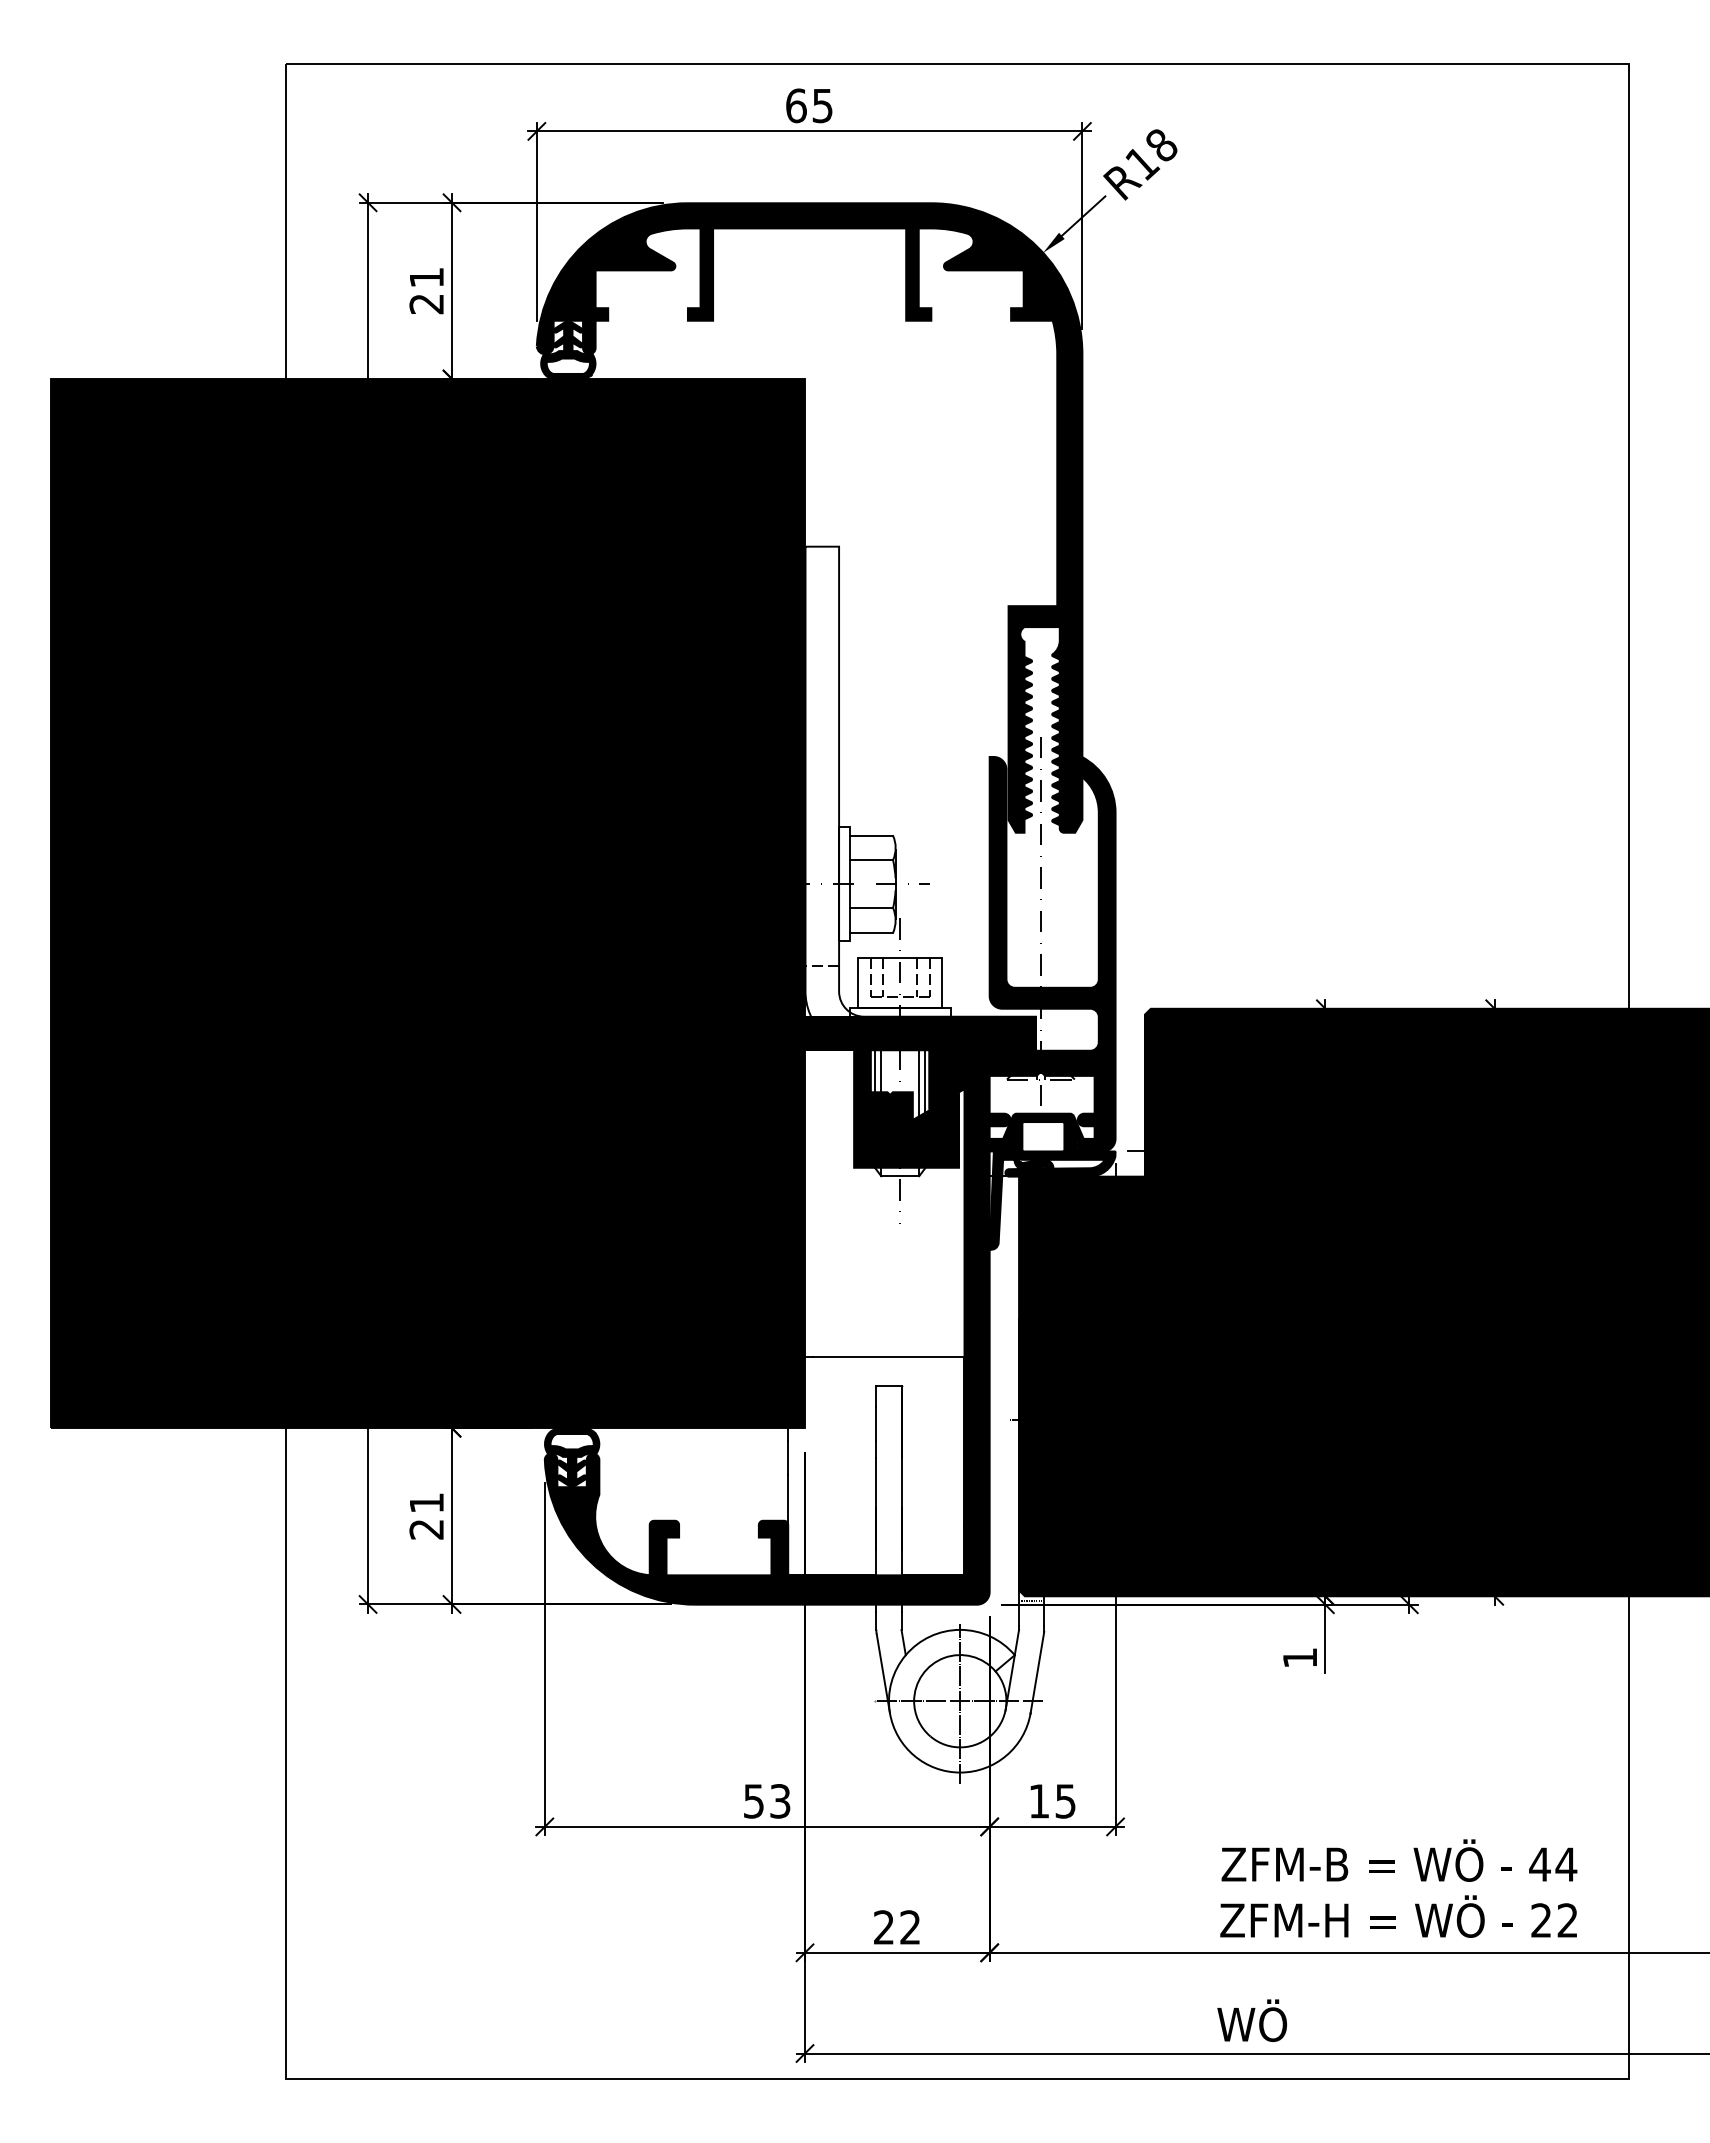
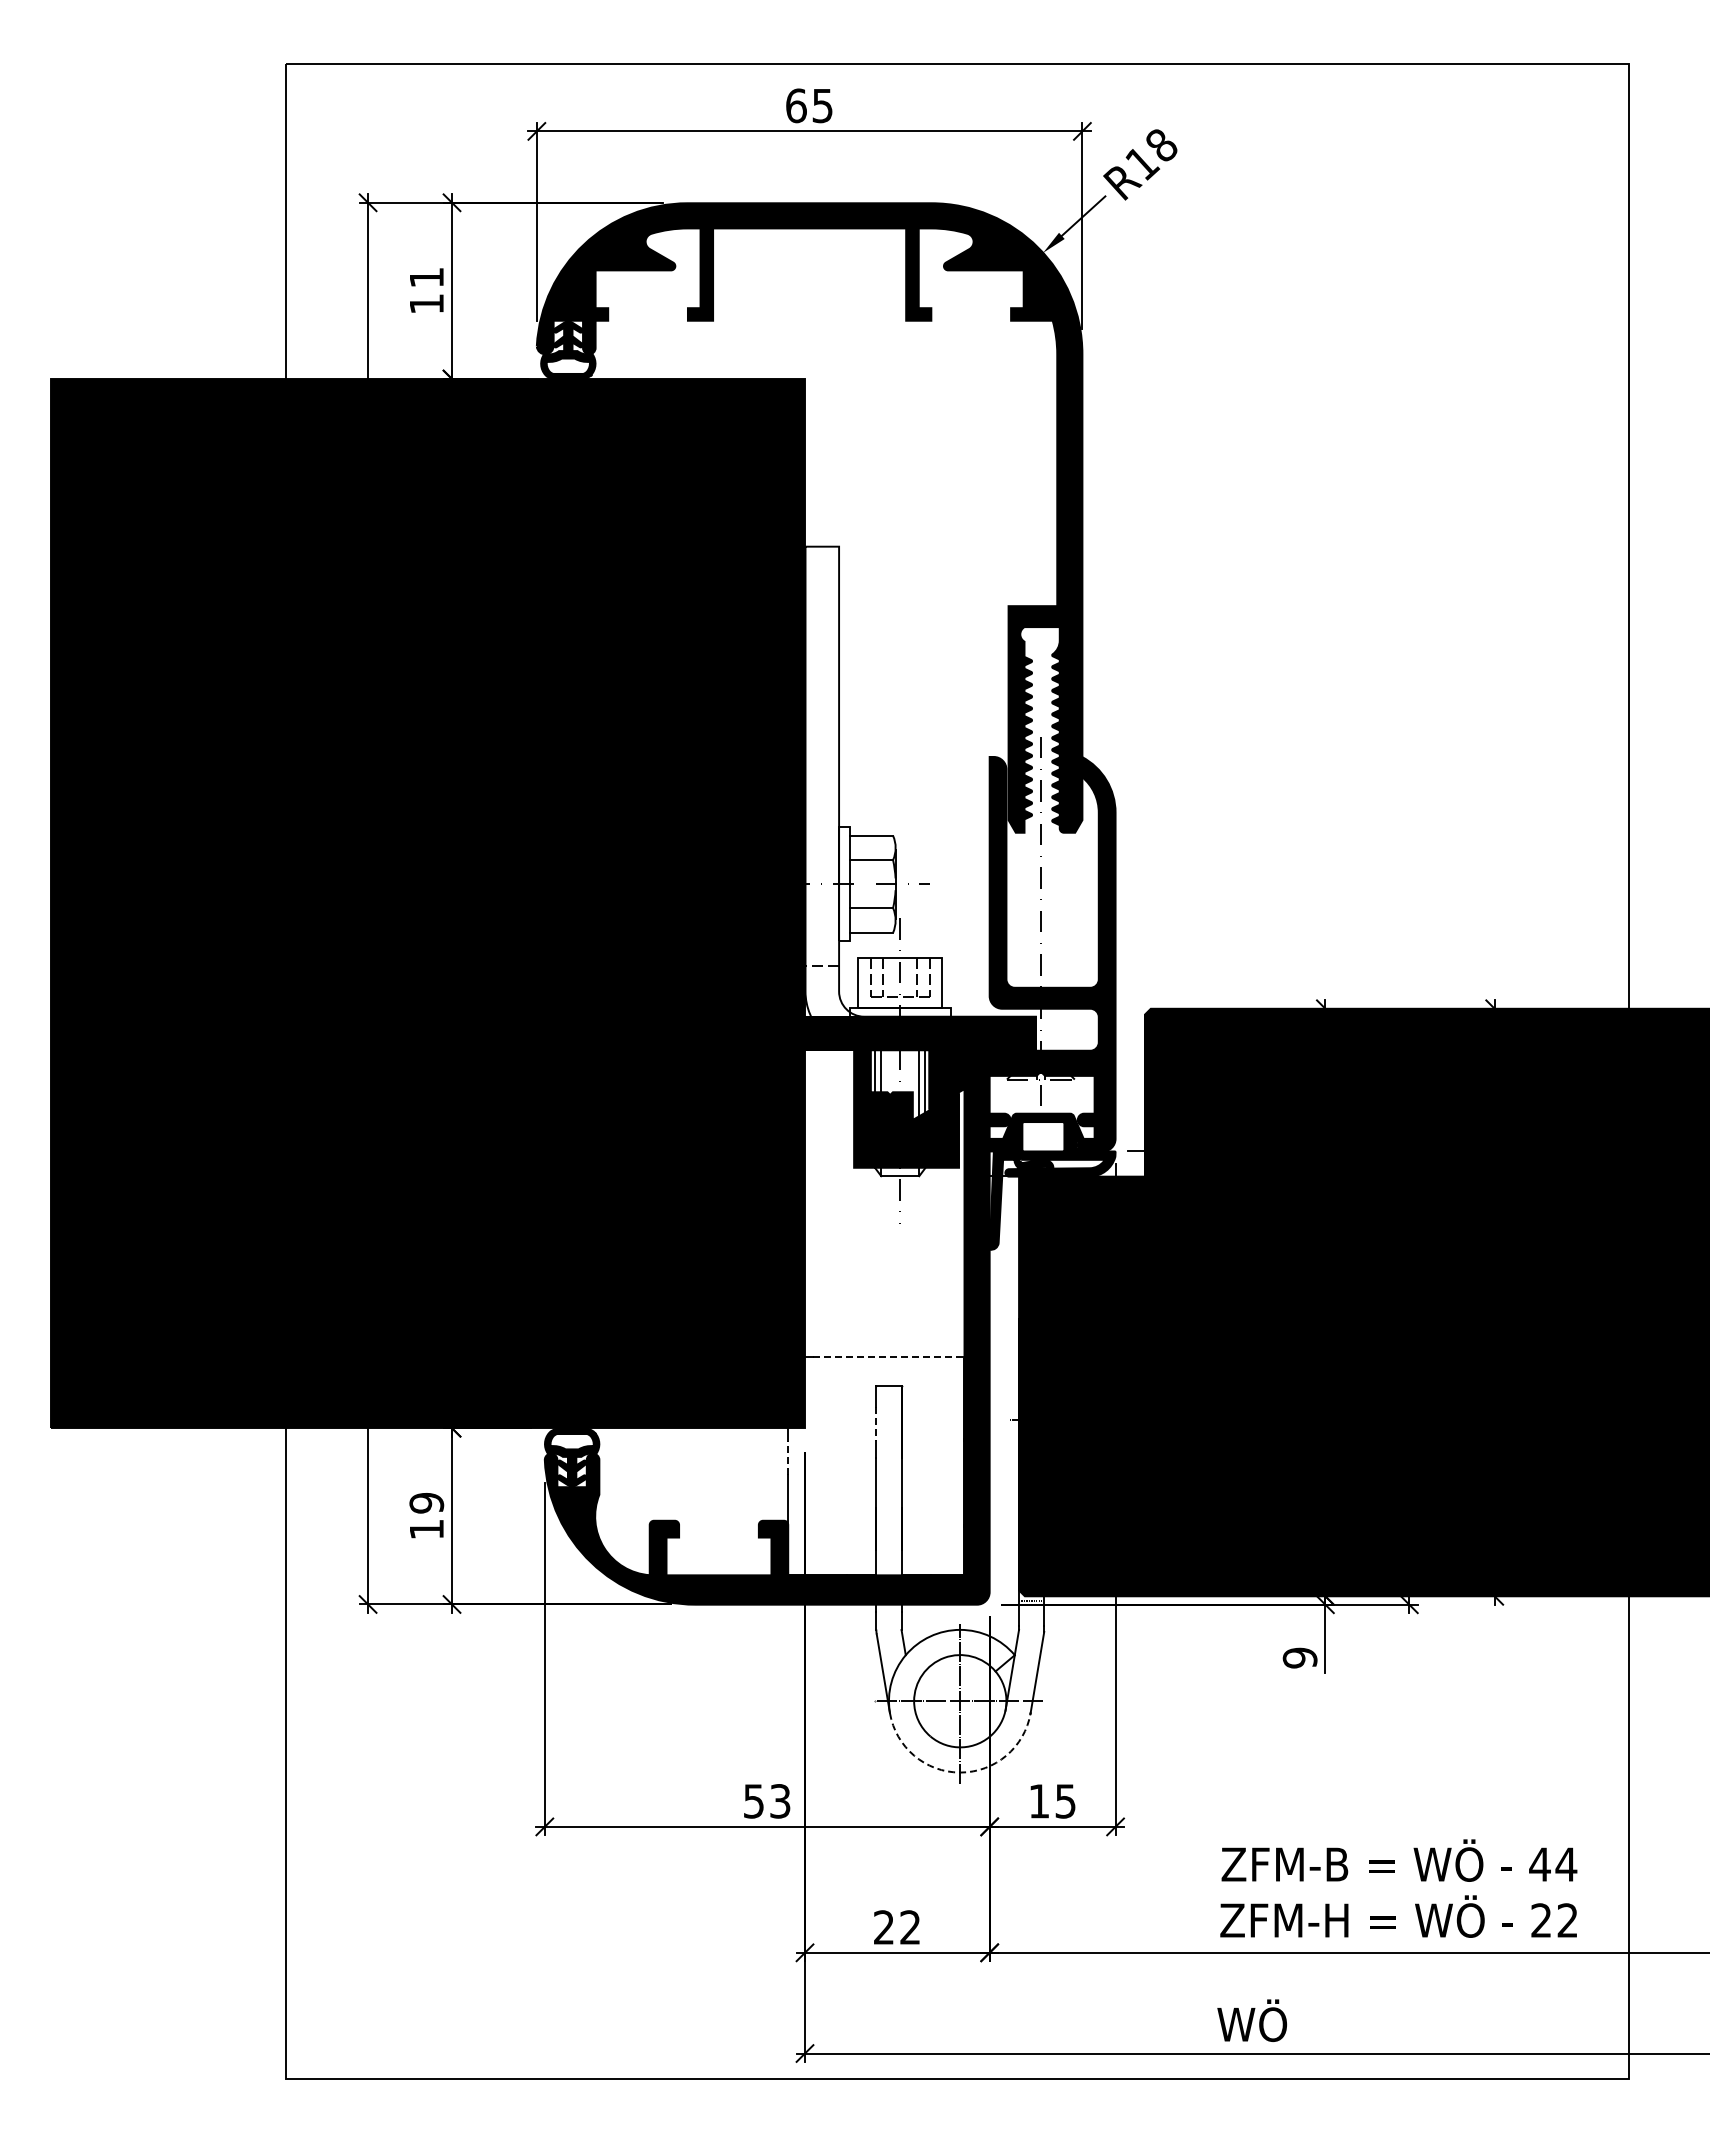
text: 21 -> 11 (426, 304)
line: solid -> dashed (888, 1357)
line: solid -> dashed (876, 1424)
line: solid -> dashed (788, 1457)
text: 21 -> 19 (426, 1516)
text: 1 -> 9 (1299, 1657)
arc: solid -> dashed (960, 1772)
